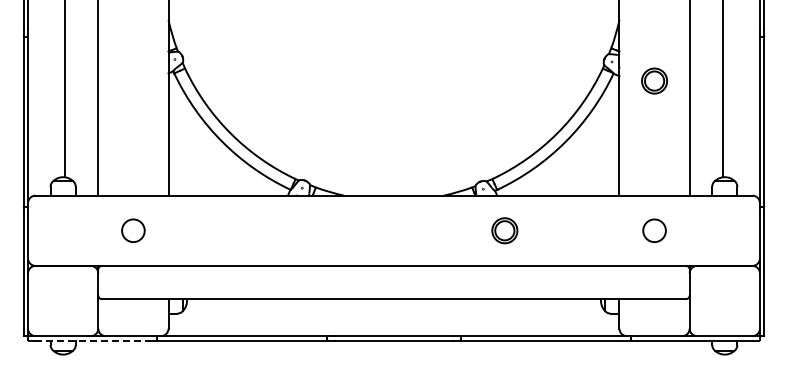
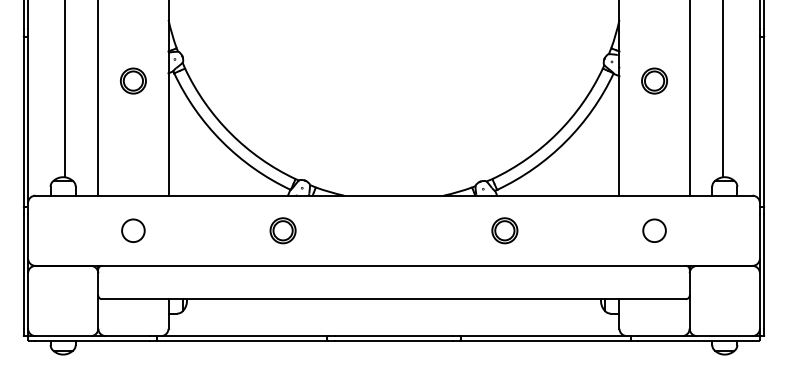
part: none -> present (133, 80)
part: none -> present (282, 230)
line: dashed -> solid (93, 340)
